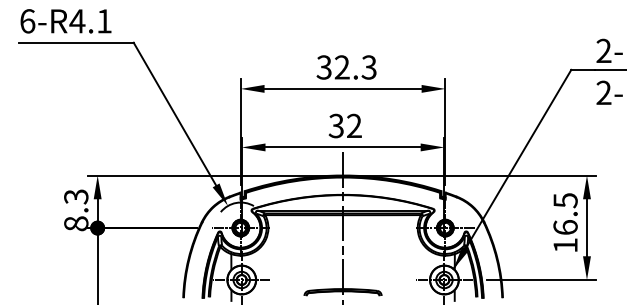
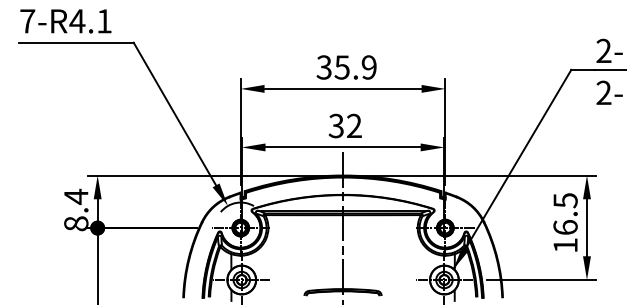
text: 6-R4.1 -> 7-R4.1 (27, 21)
text: 32.3 -> 35.9 (355, 67)
text: 8.3 -> 8.4 (76, 196)
